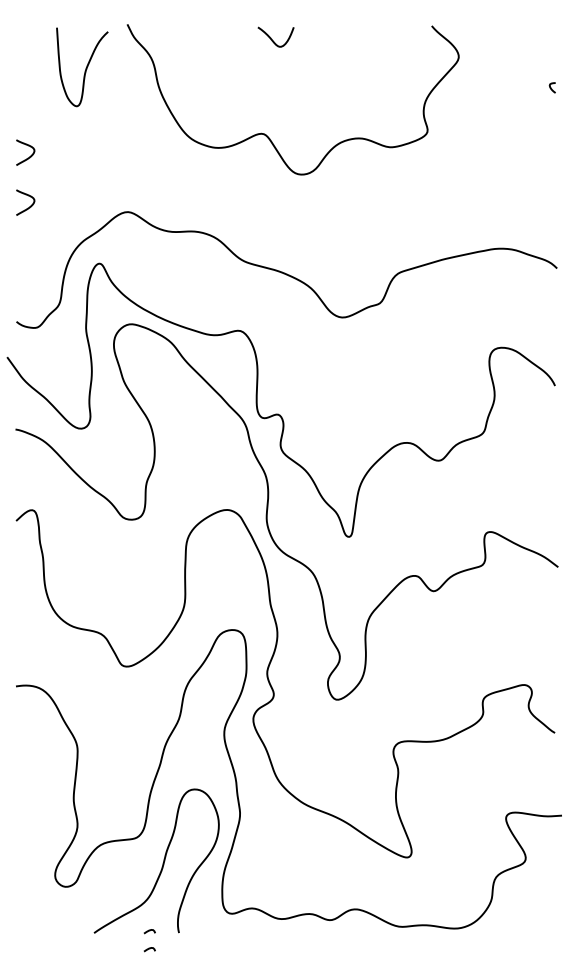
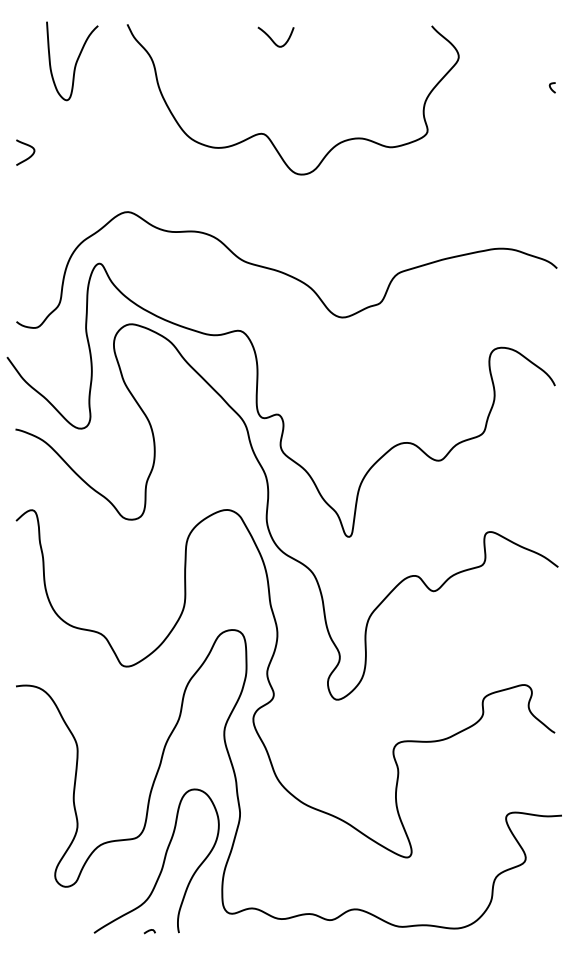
curve position: (85, 68) -> (75, 62) (75, 62)
curve: present -> none (27, 207)
curve: present -> none (149, 949)
